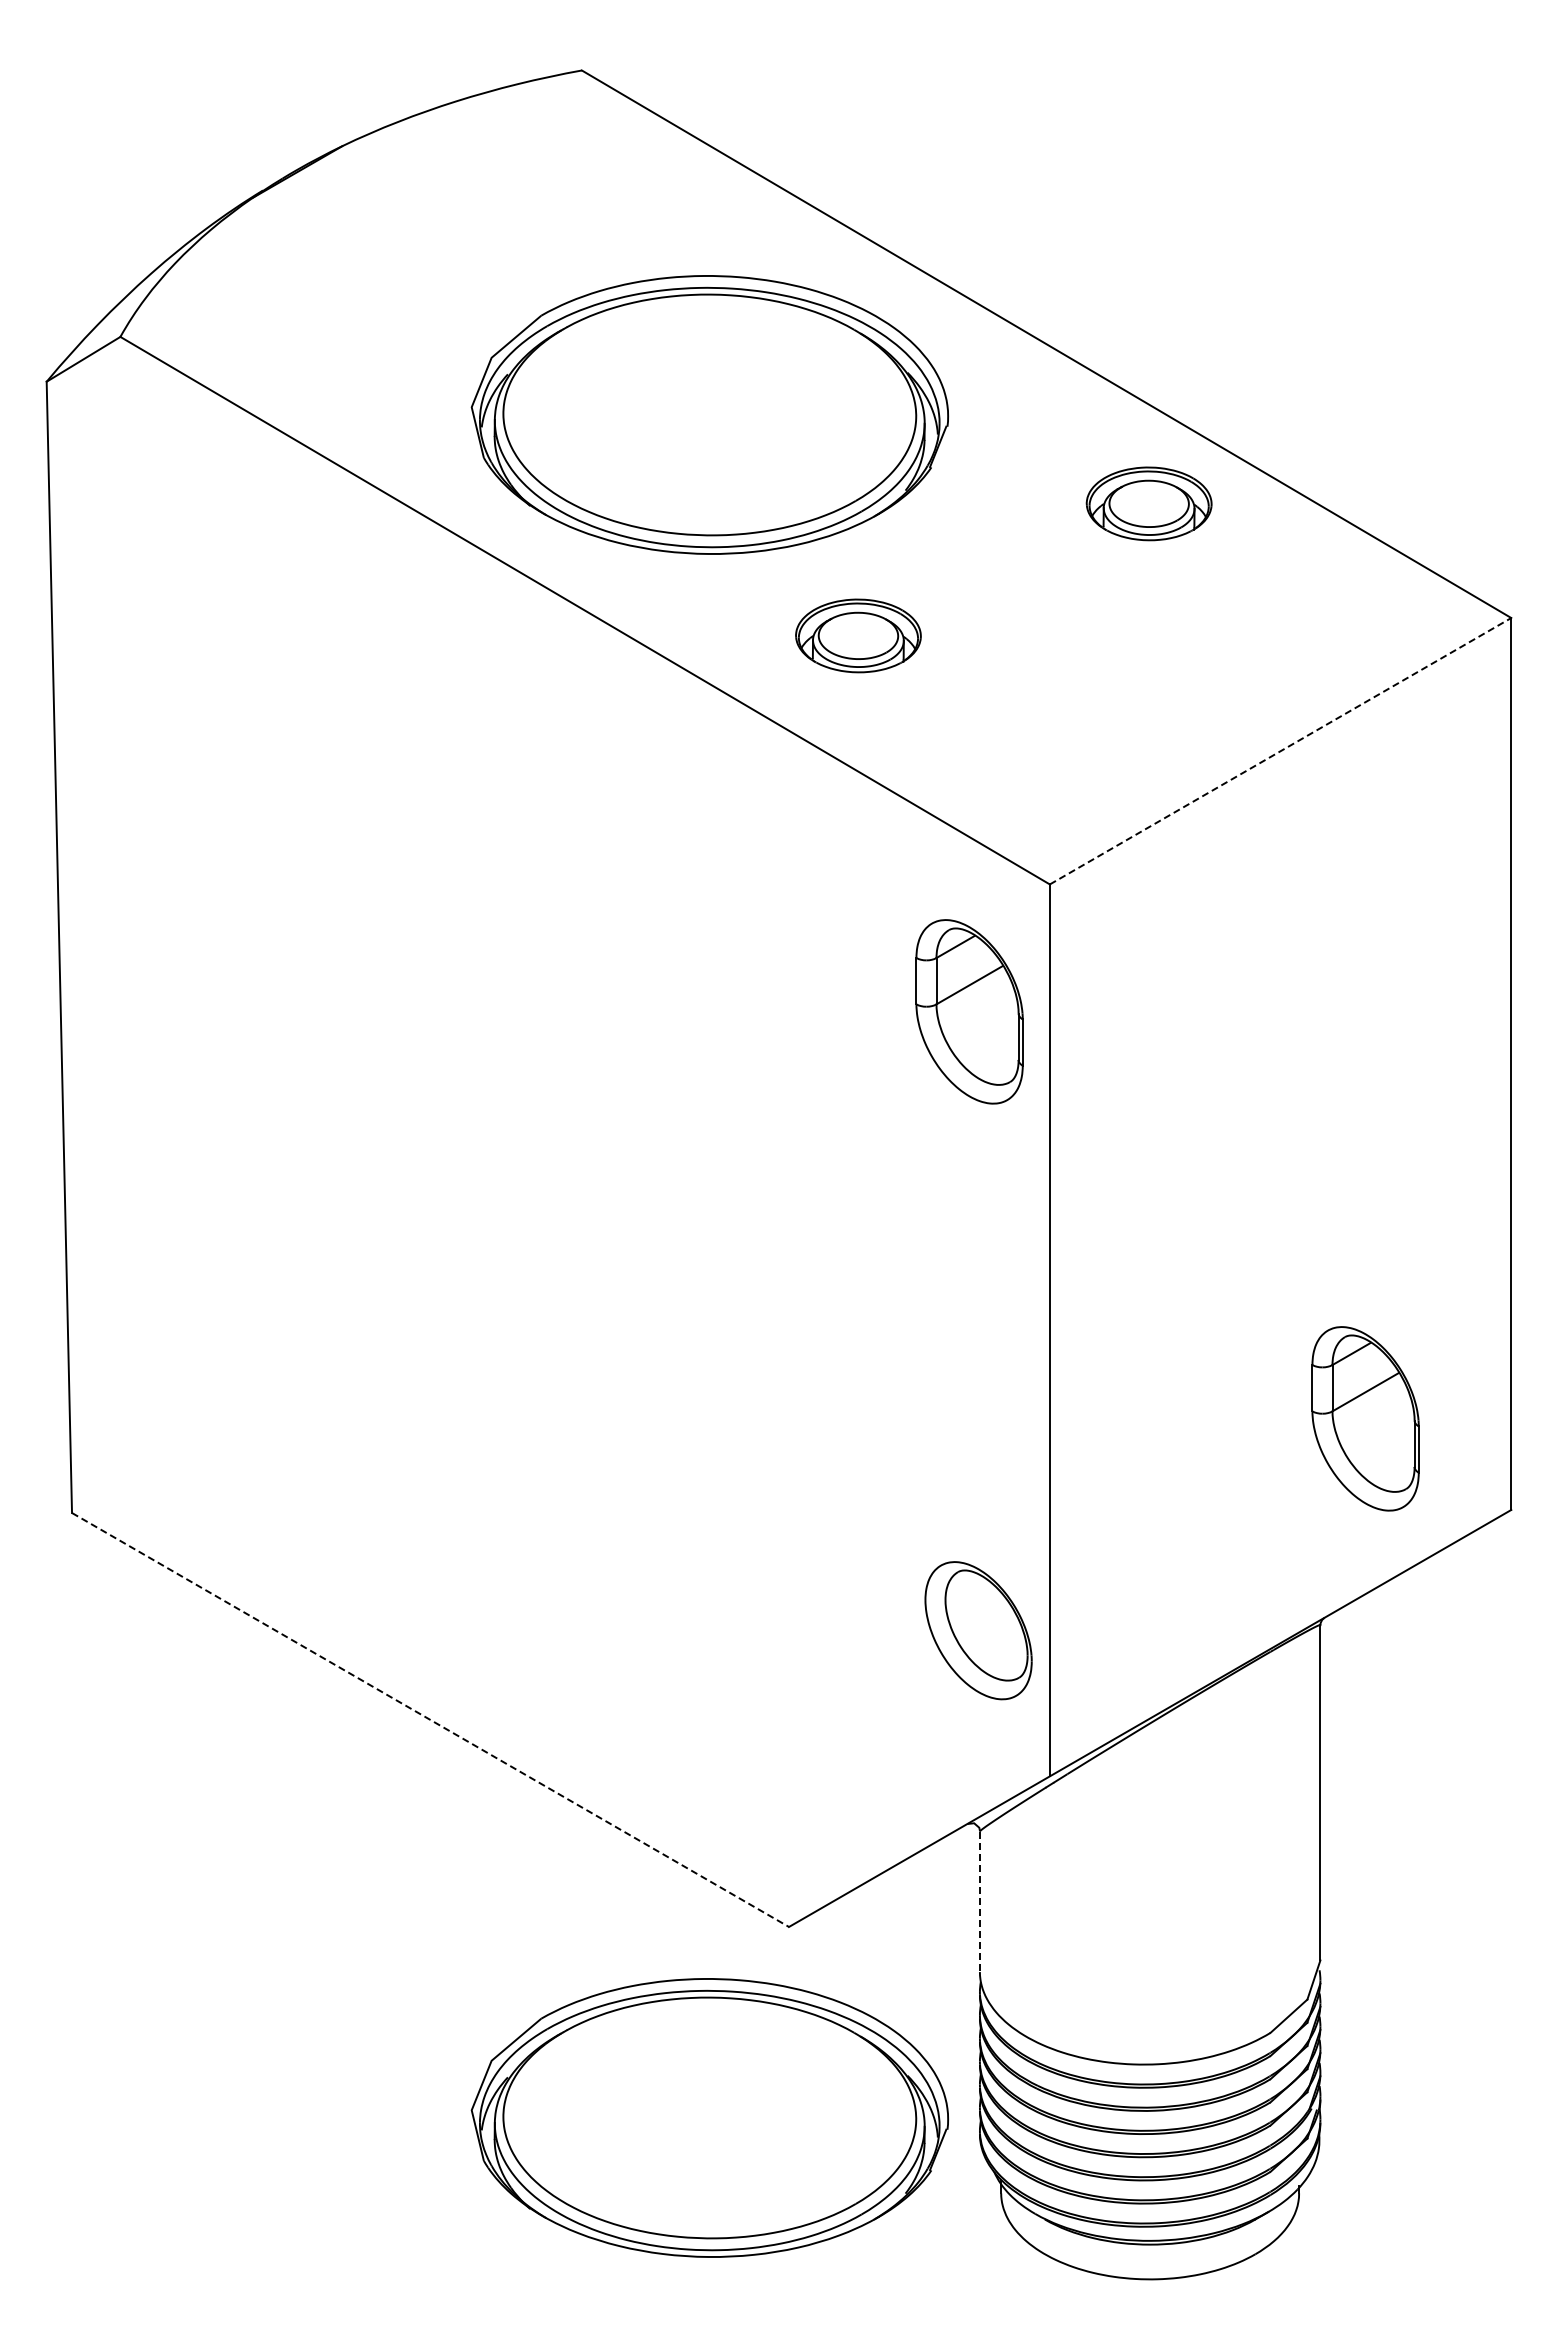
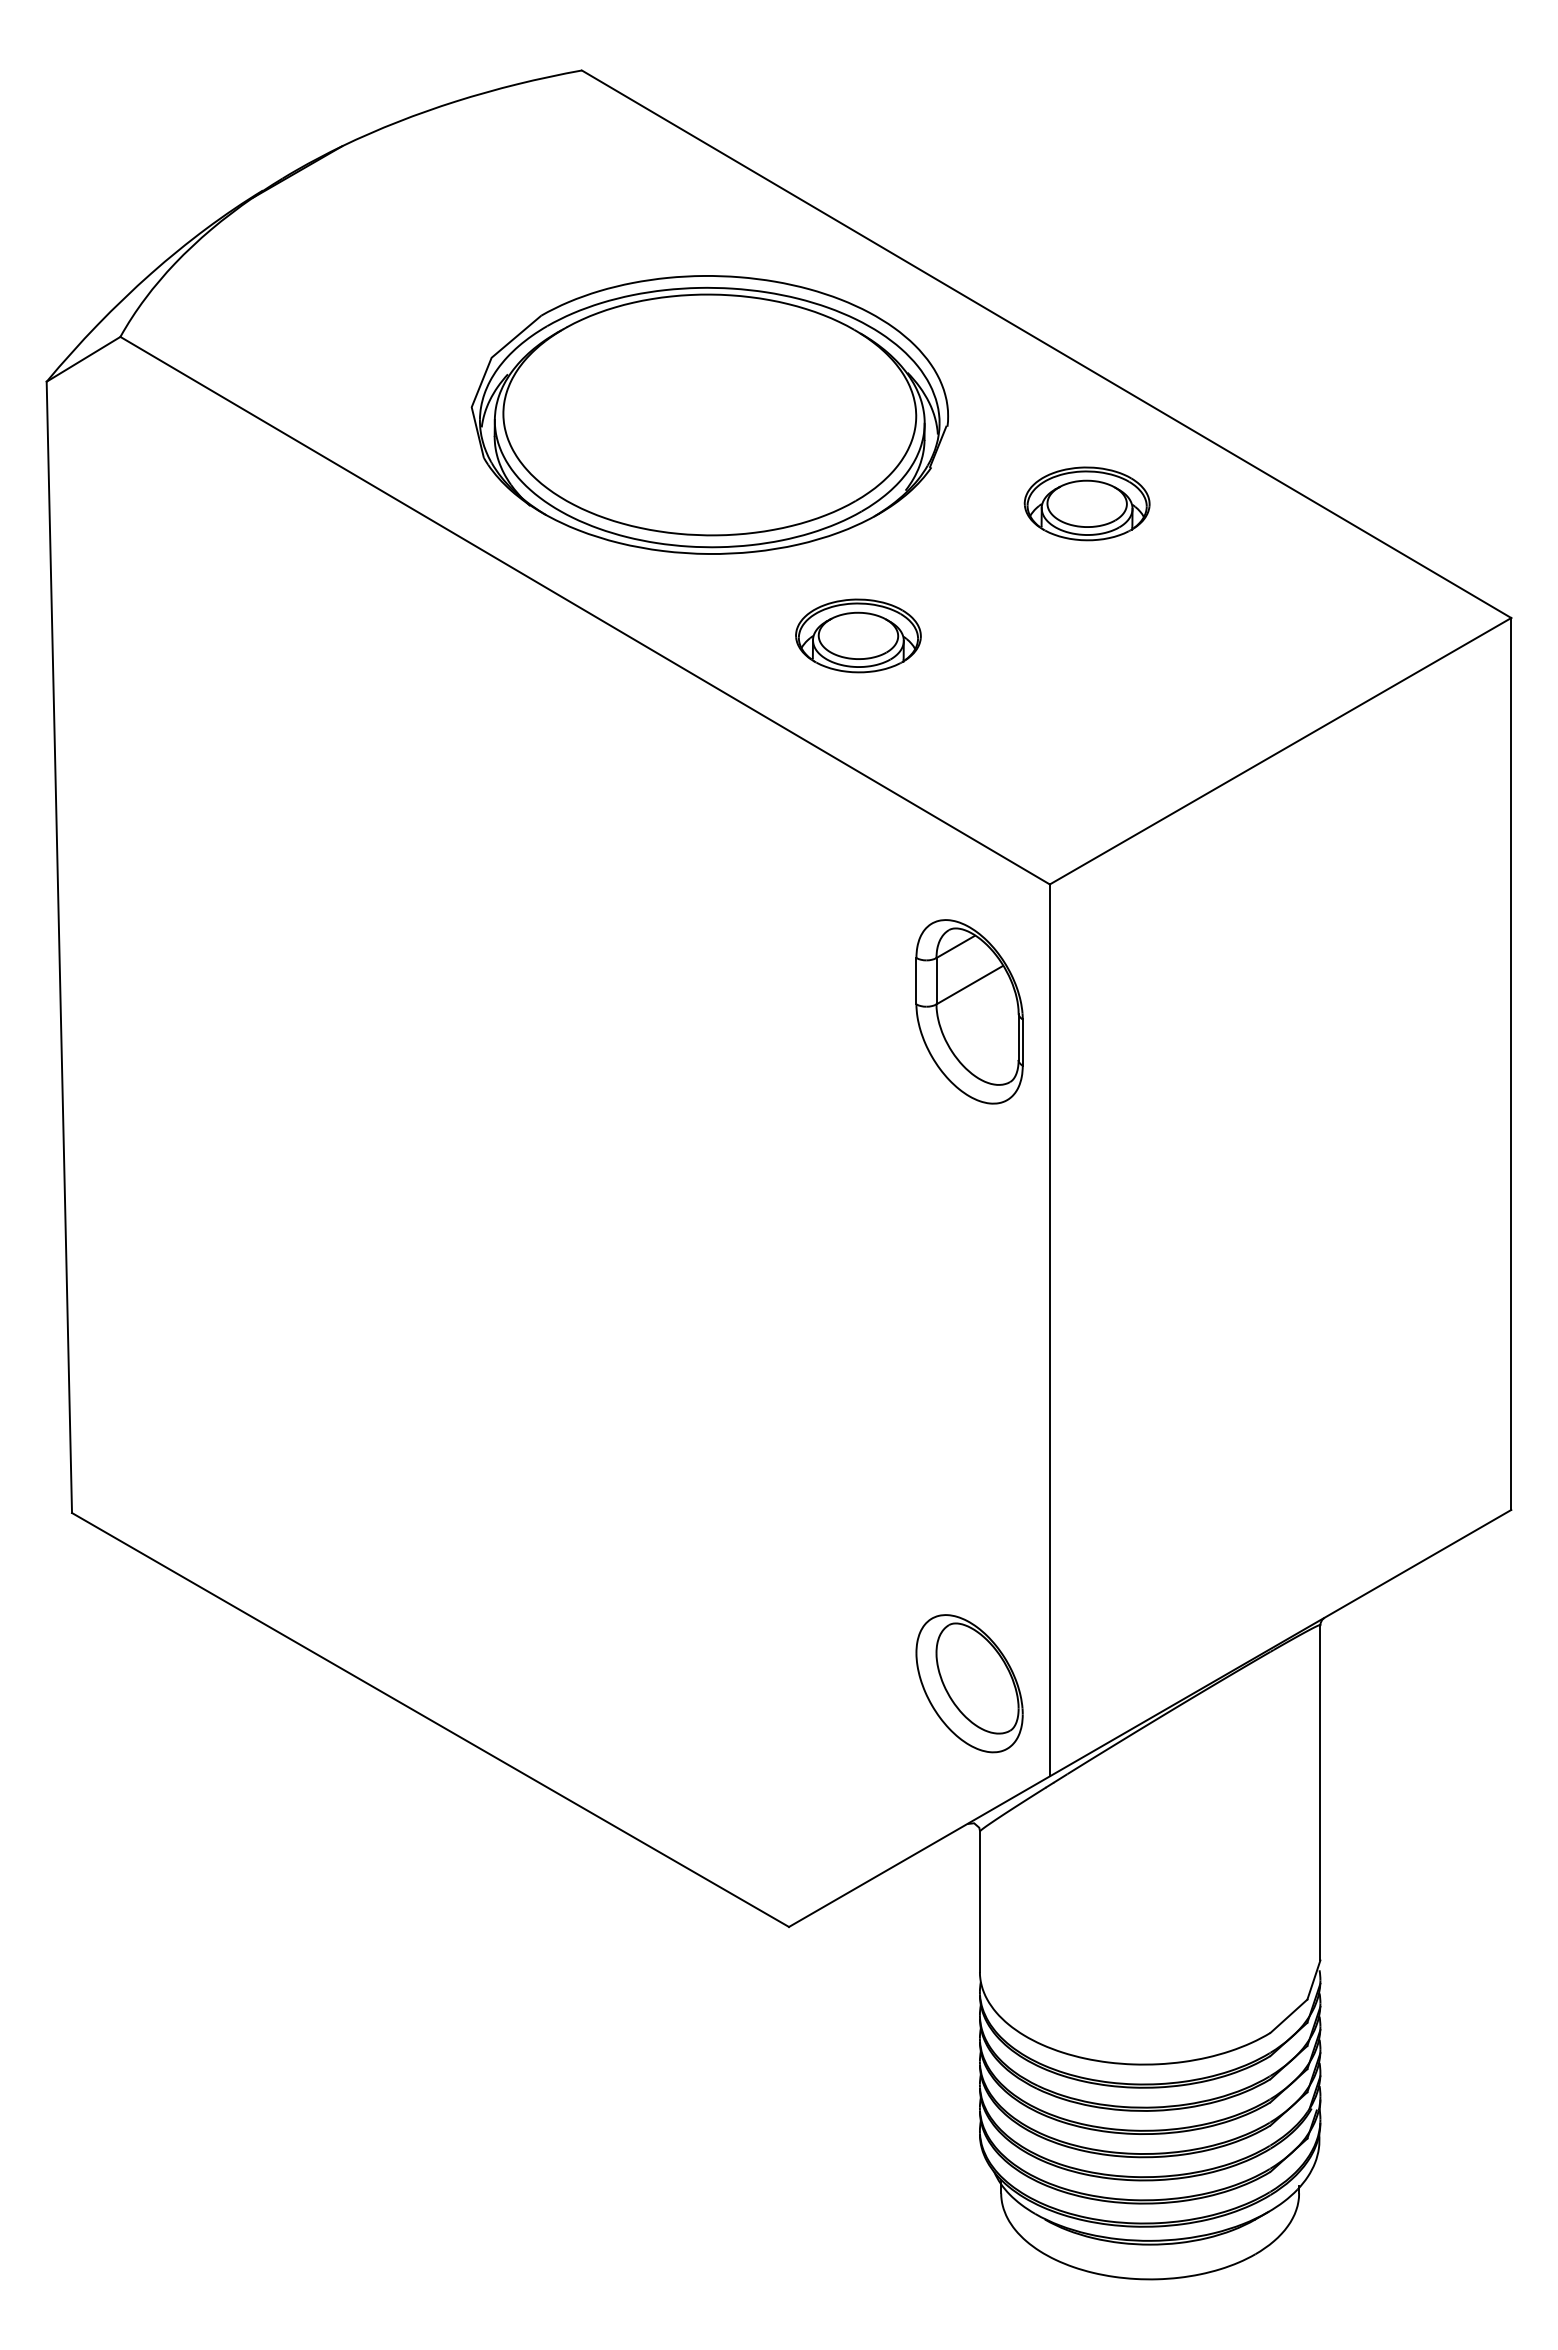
part position: (1148, 503) -> (1086, 503) (1086, 503)
line: dashed -> solid (1281, 750)
part: present -> none (1365, 1418)
part position: (978, 1630) -> (969, 1683) (969, 1683)
line: dashed -> solid (430, 1719)
line: dashed -> solid (979, 1902)
part: present -> none (709, 2117)
